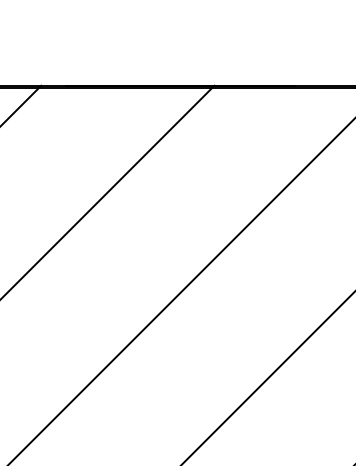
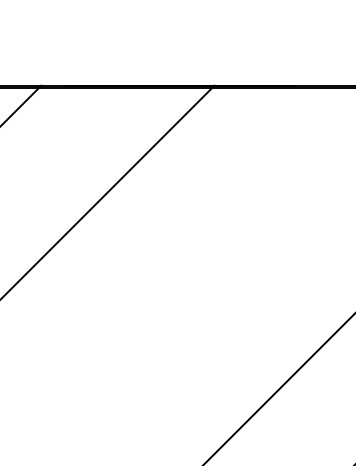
line: present -> none (181, 291)
line position: (268, 377) -> (278, 389) (278, 389)
